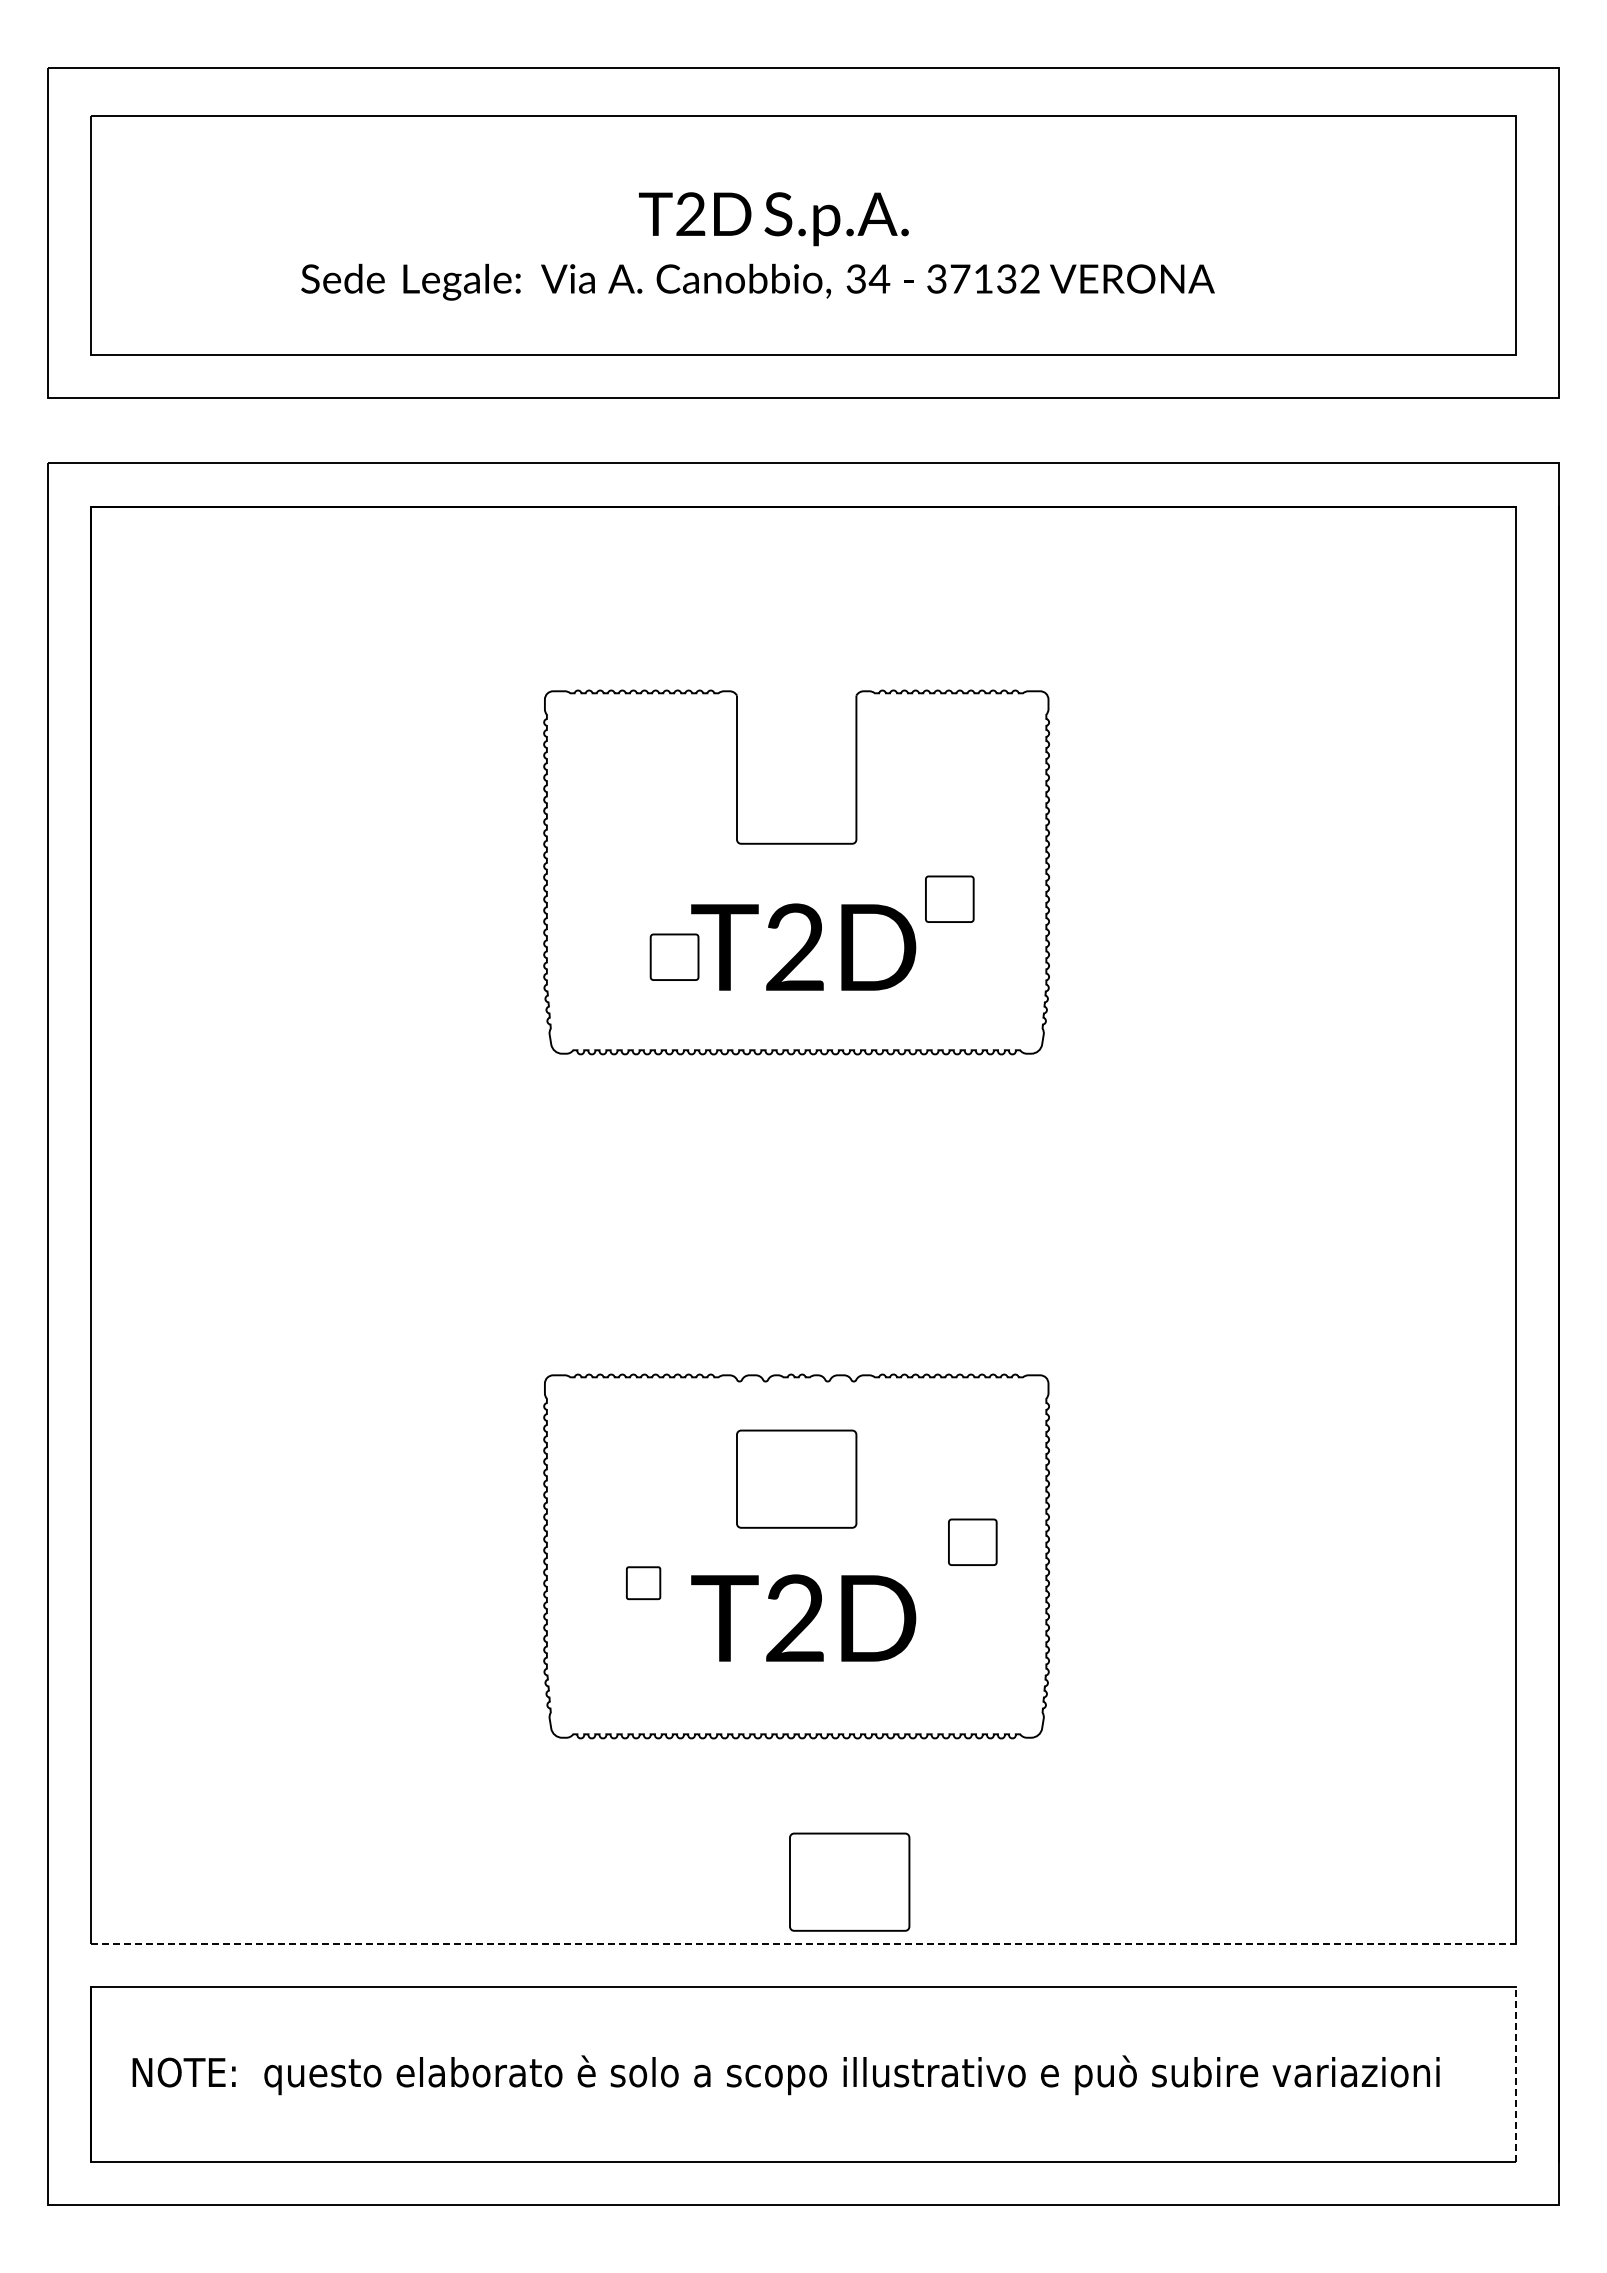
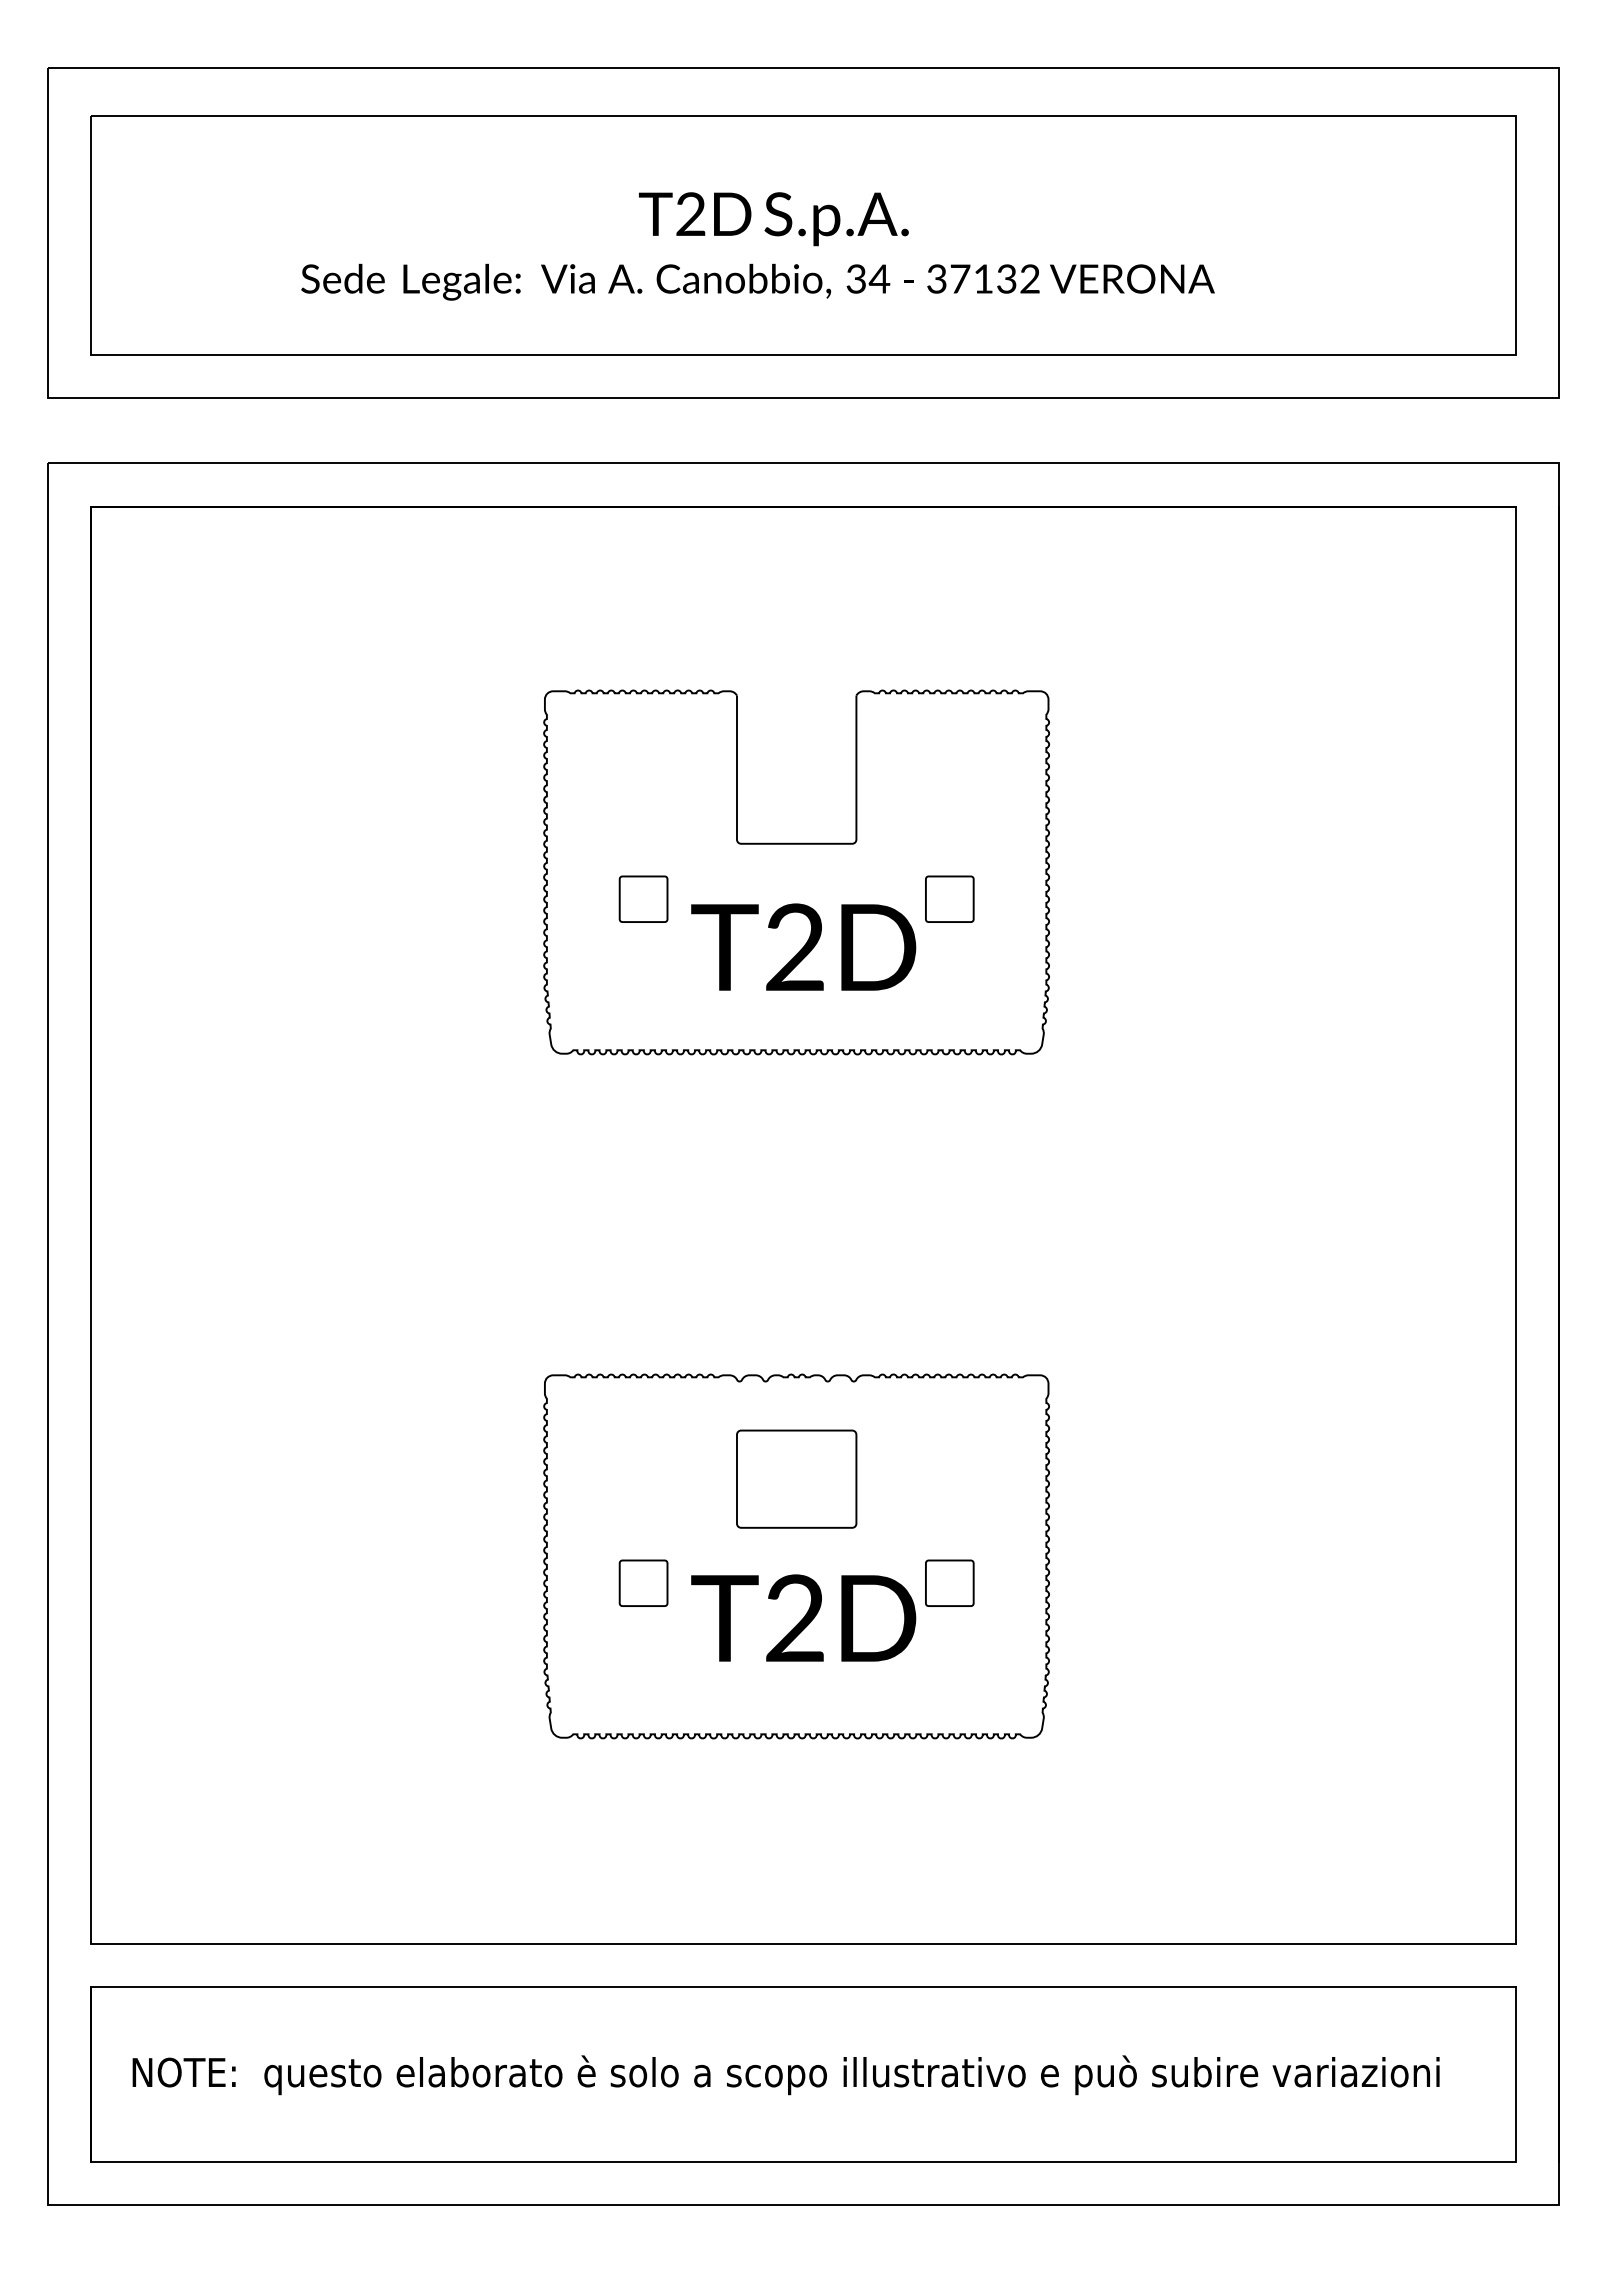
part position: (674, 956) -> (643, 898) (643, 898)
part position: (972, 1541) -> (949, 1582) (949, 1582)
part size: 36x35 px -> 51x48 px (643, 1582)
part: present -> none (849, 1881)
line: dashed -> solid (803, 1944)
line: dashed -> solid (1515, 2073)
